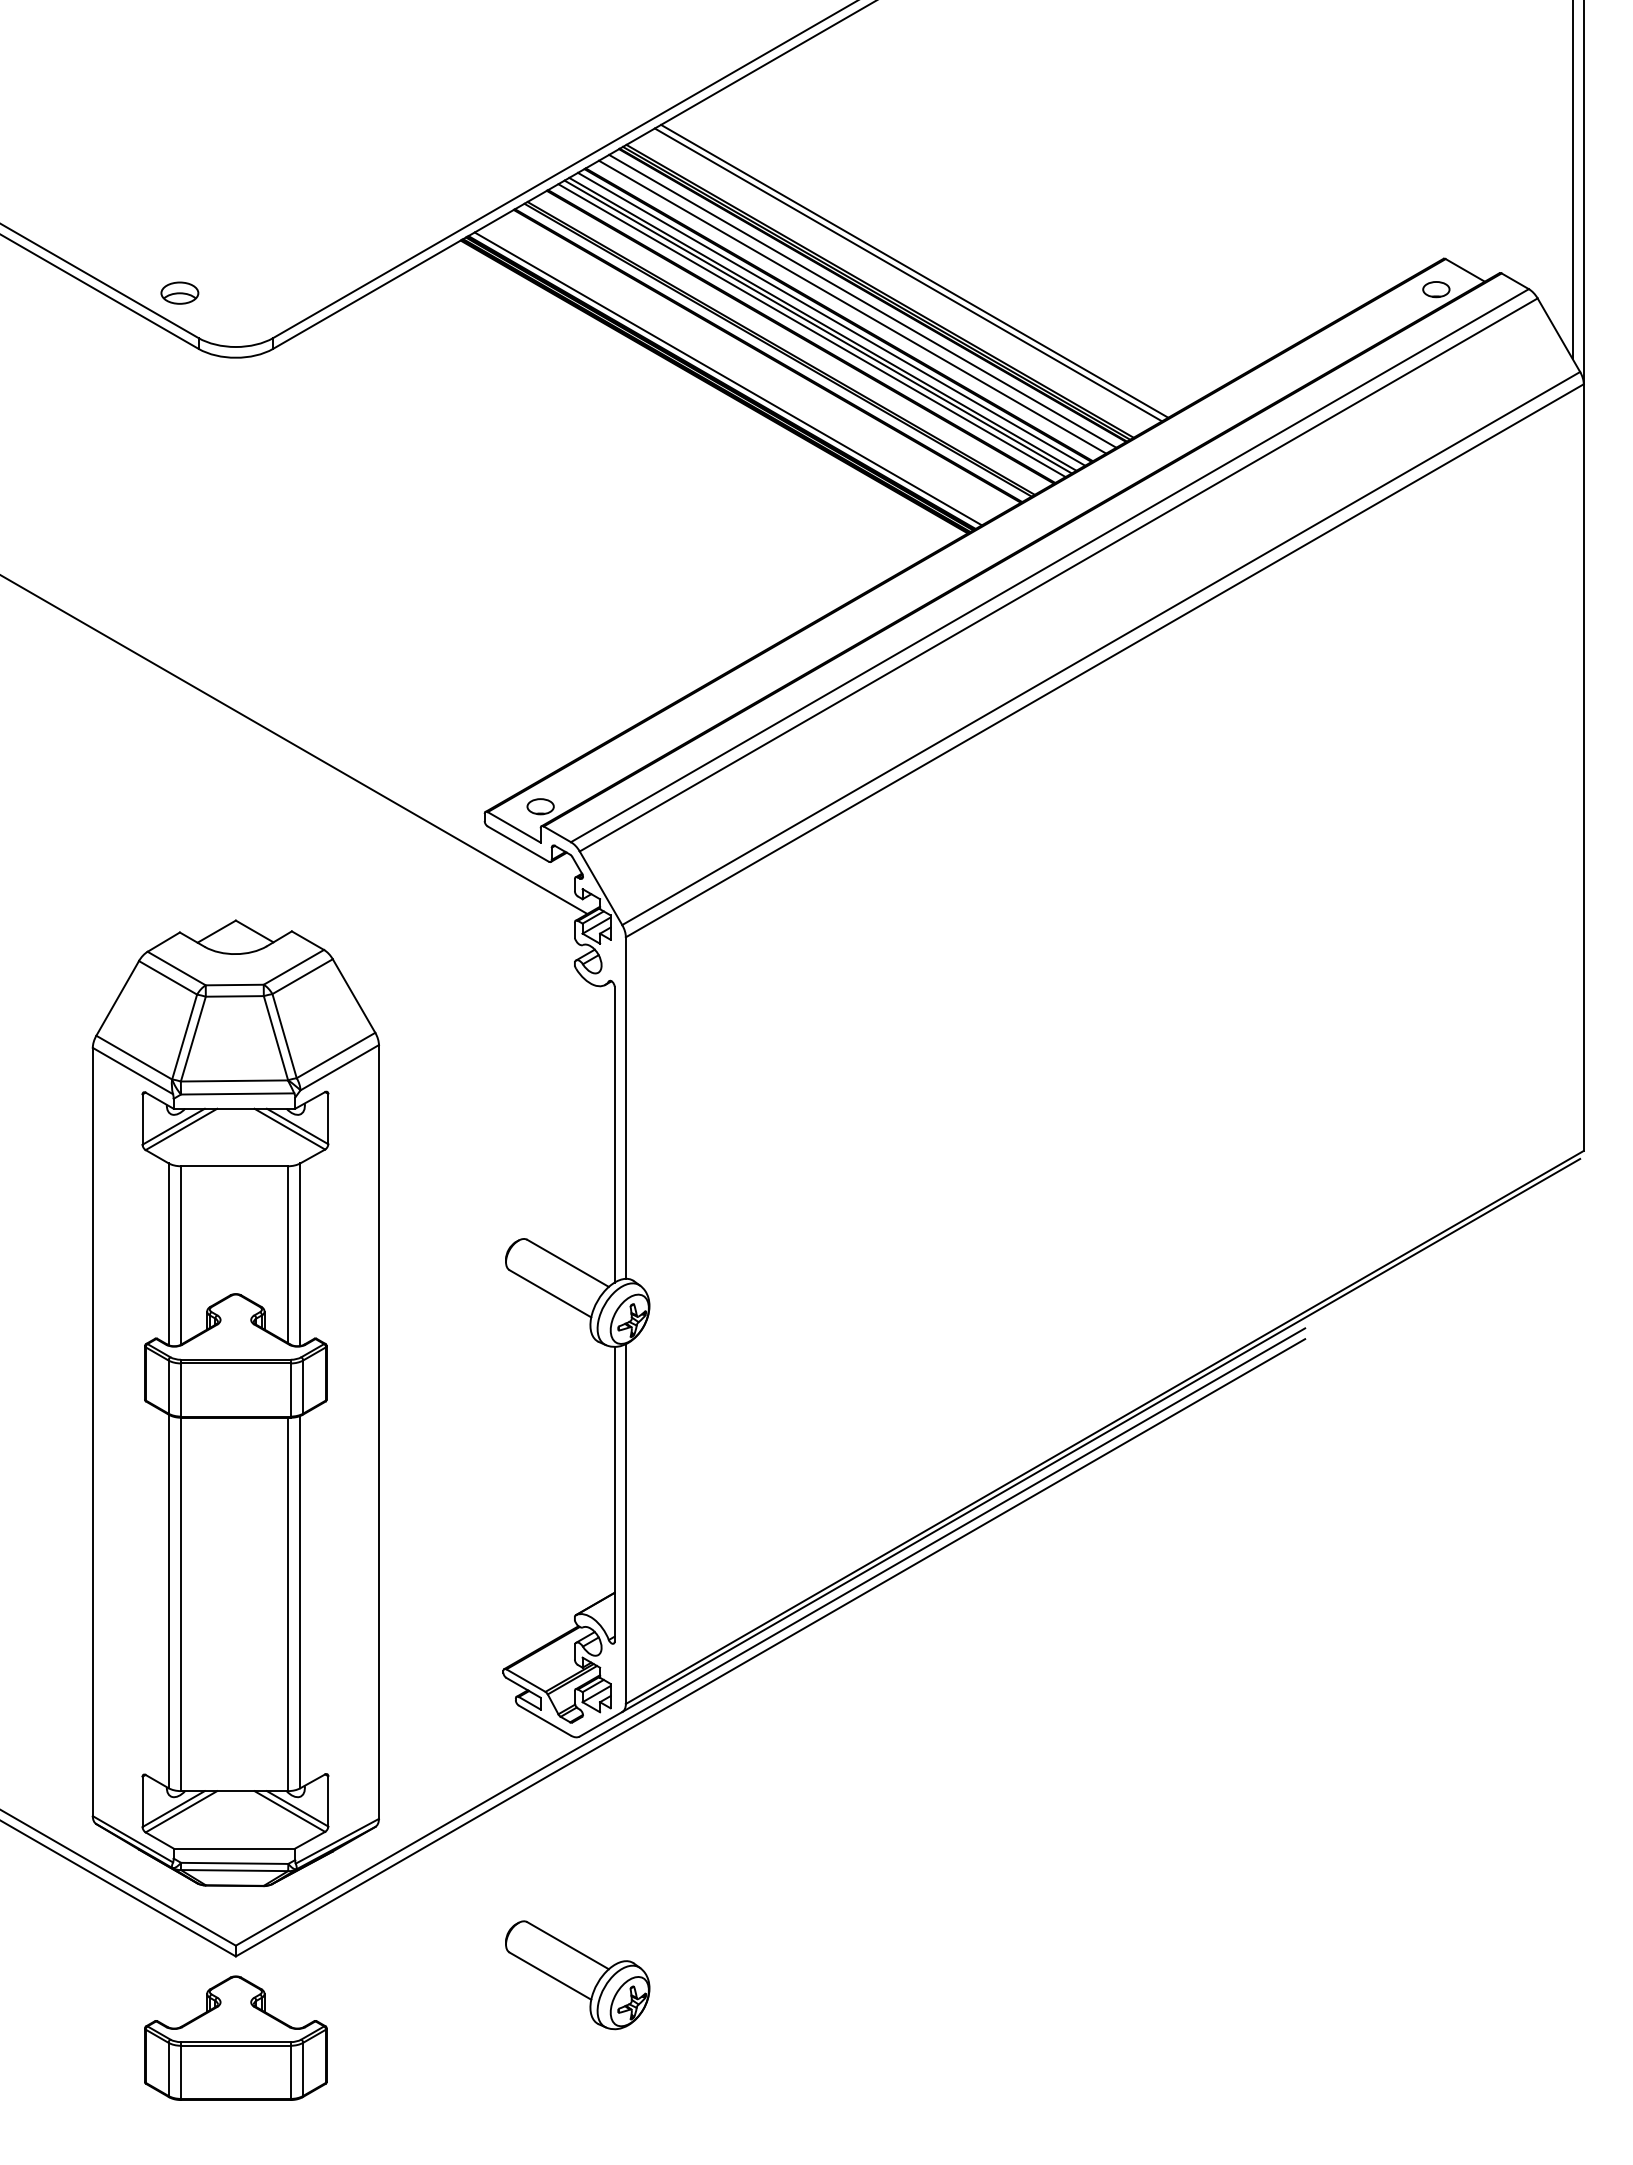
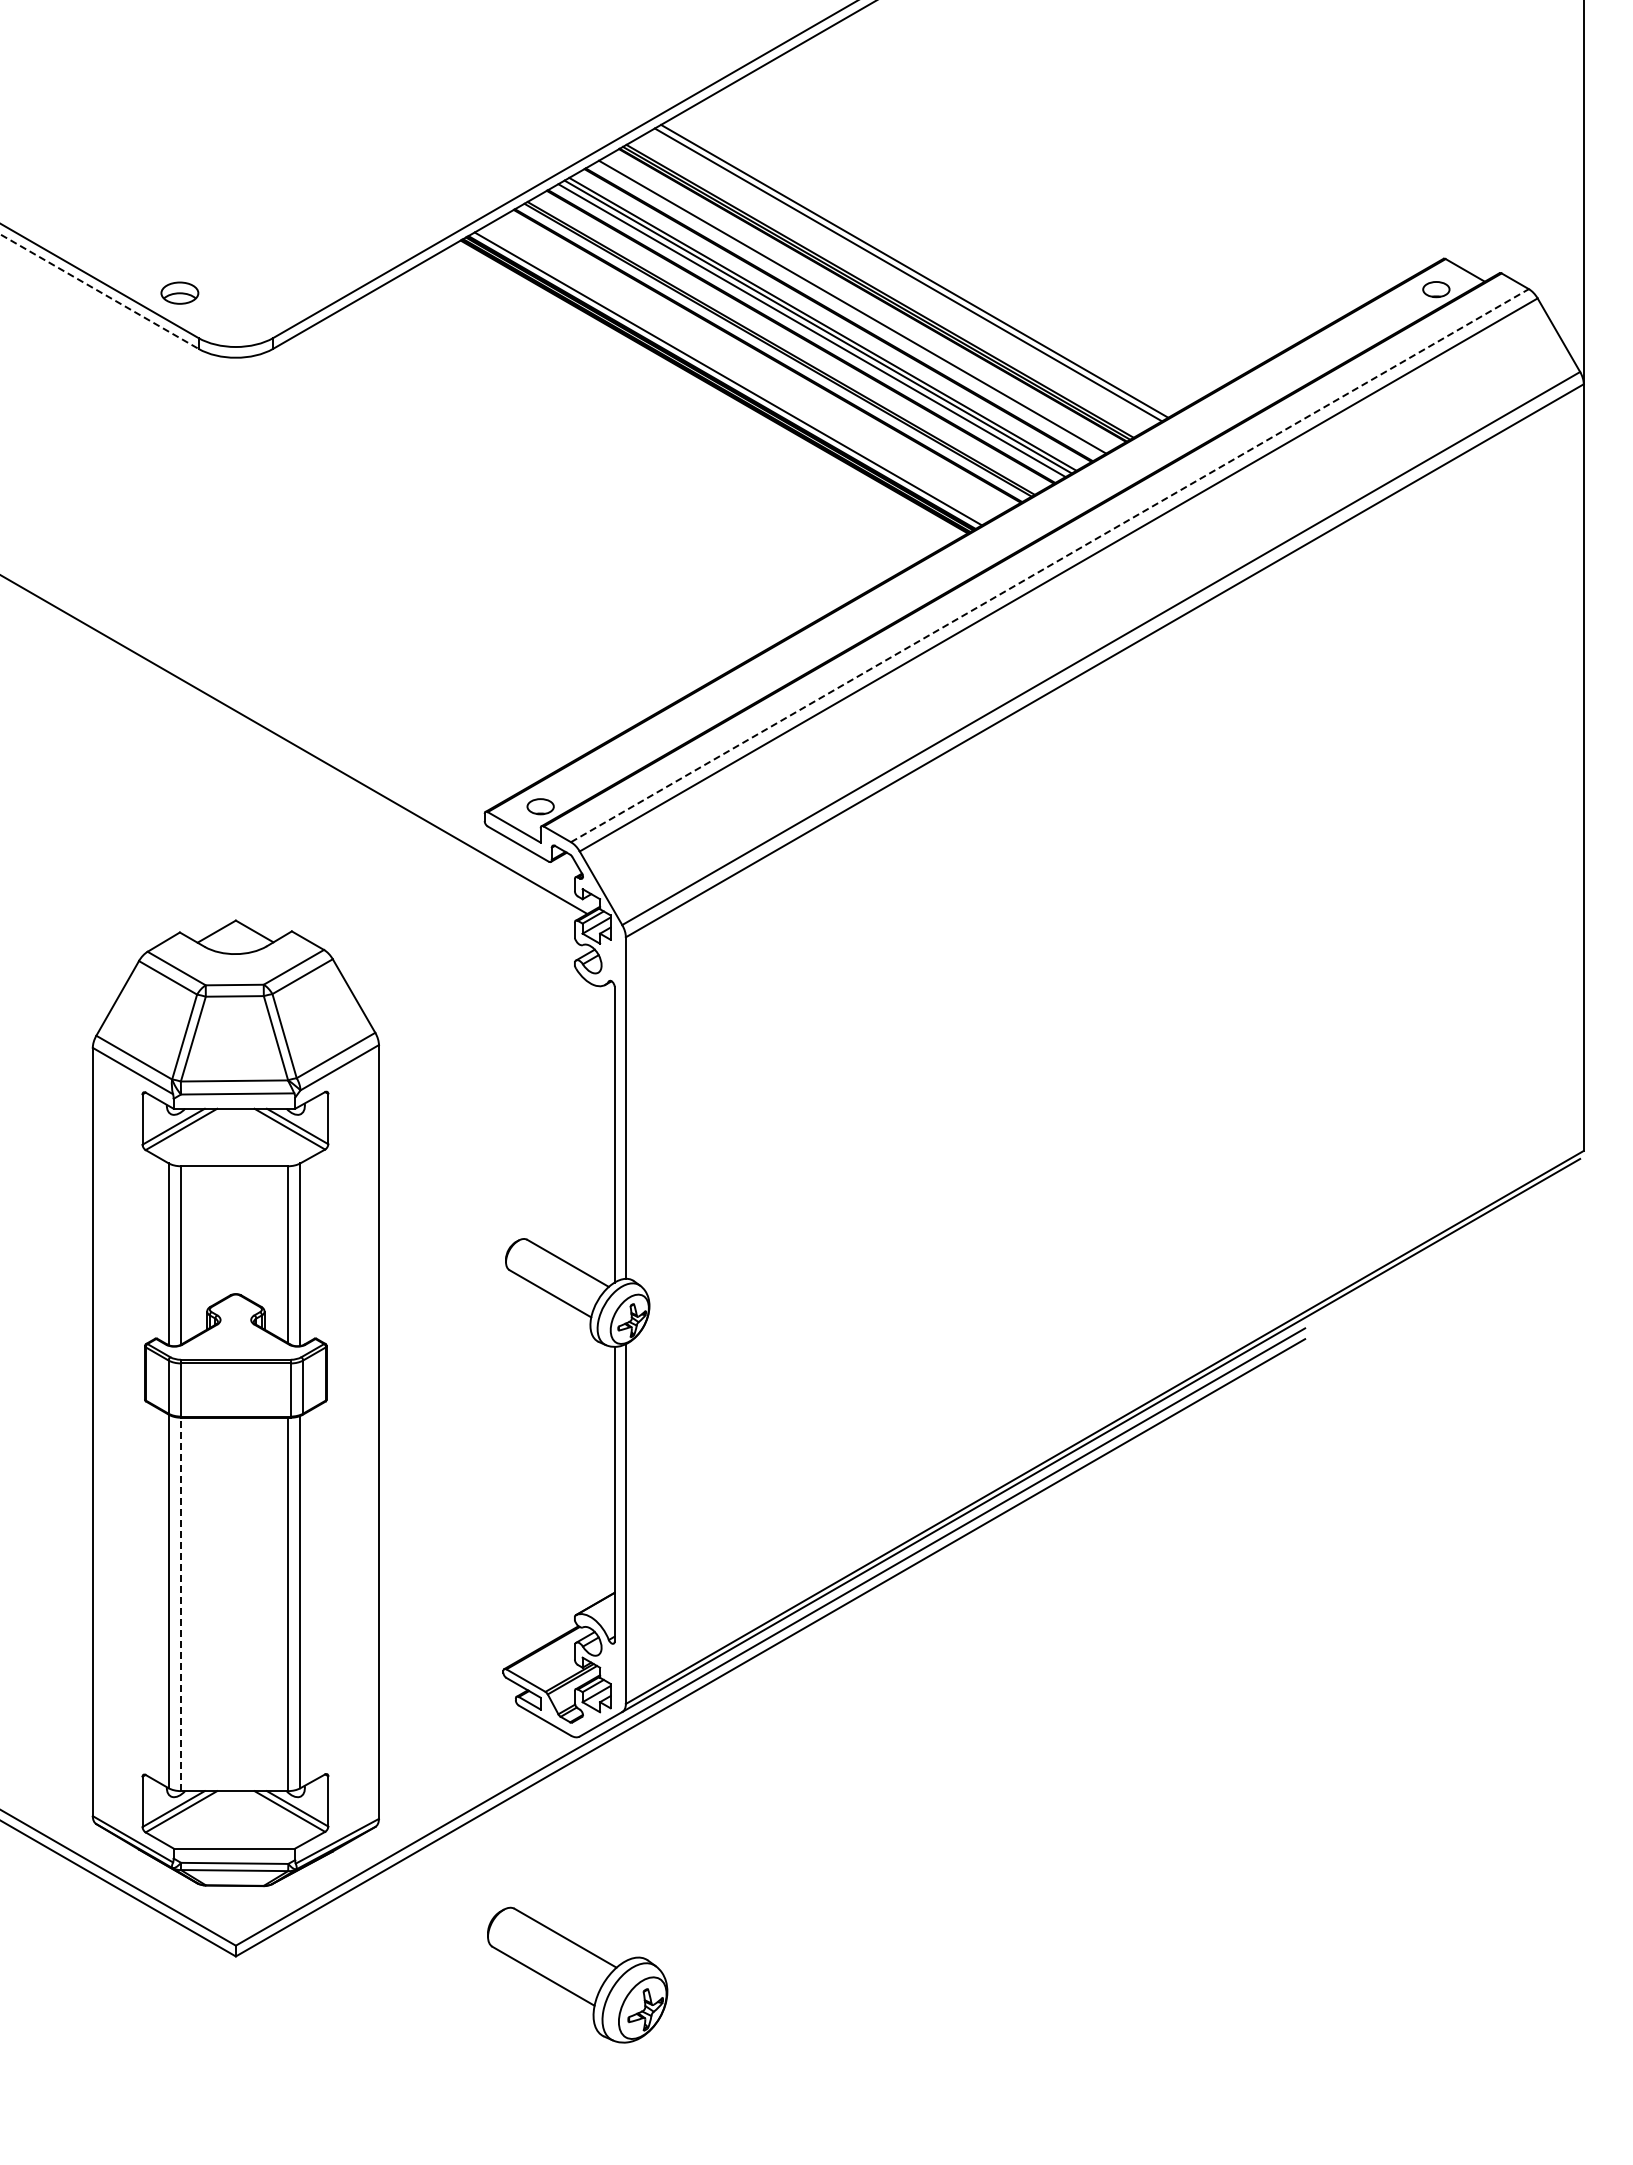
line: present -> none (1572, 180)
line: solid -> dashed (99, 291)
line: present -> none (862, 300)
line: present -> none (831, 318)
line: solid -> dashed (1050, 565)
line: solid -> dashed (180, 1604)
part size: 146x111 px -> 182x138 px (577, 1974)
part: present -> none (235, 2037)
